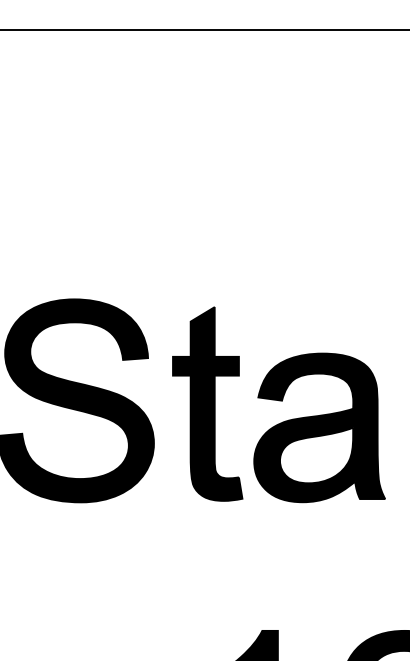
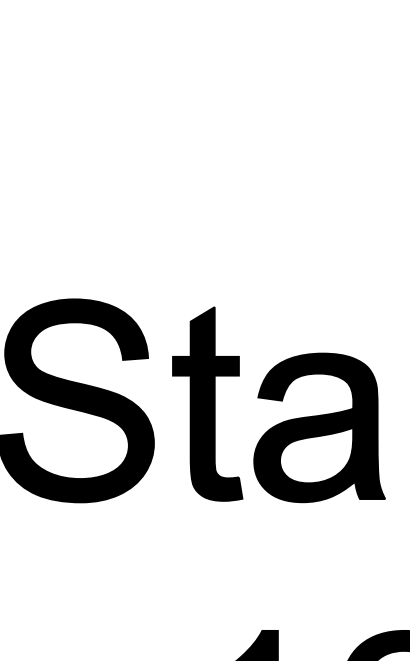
line: present -> none (204, 29)
